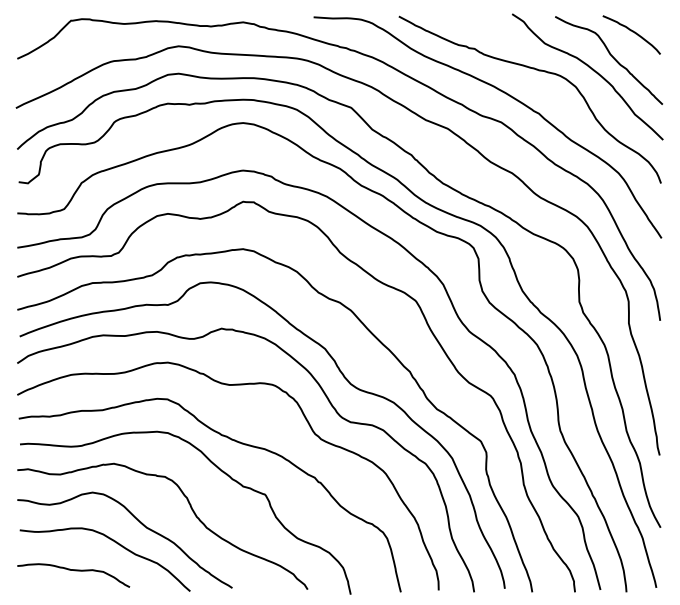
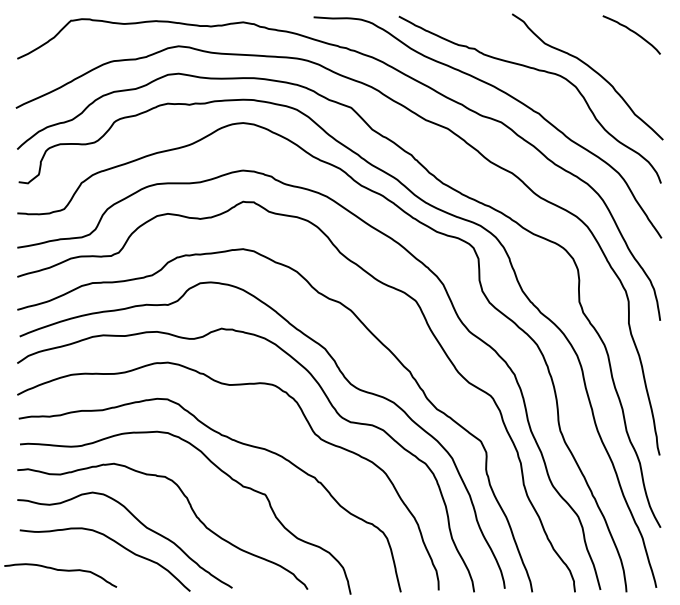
curve: present -> none (611, 56)
curve position: (74, 571) -> (61, 571) (61, 571)
